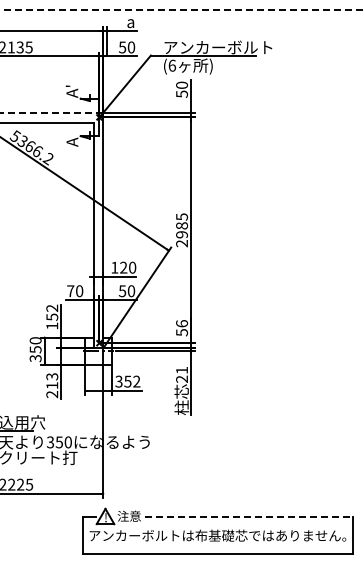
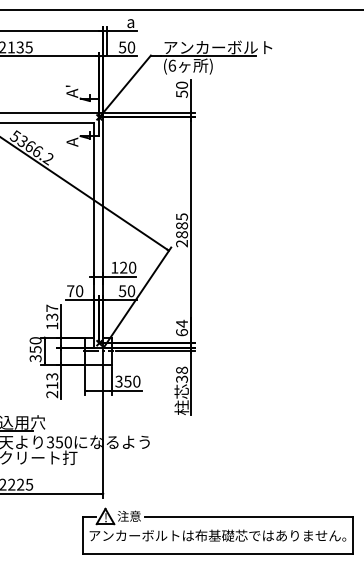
line: dashed -> solid (182, 10)
line: dashed -> solid (51, 113)
text: 2985 -> 2885 (181, 234)
text: 152 -> 137 (52, 312)
text: 56 -> 64 (182, 327)
text: 21 -> 38 (182, 374)
text: 352 -> 350 (136, 381)
line: dashed -> solid (248, 516)
